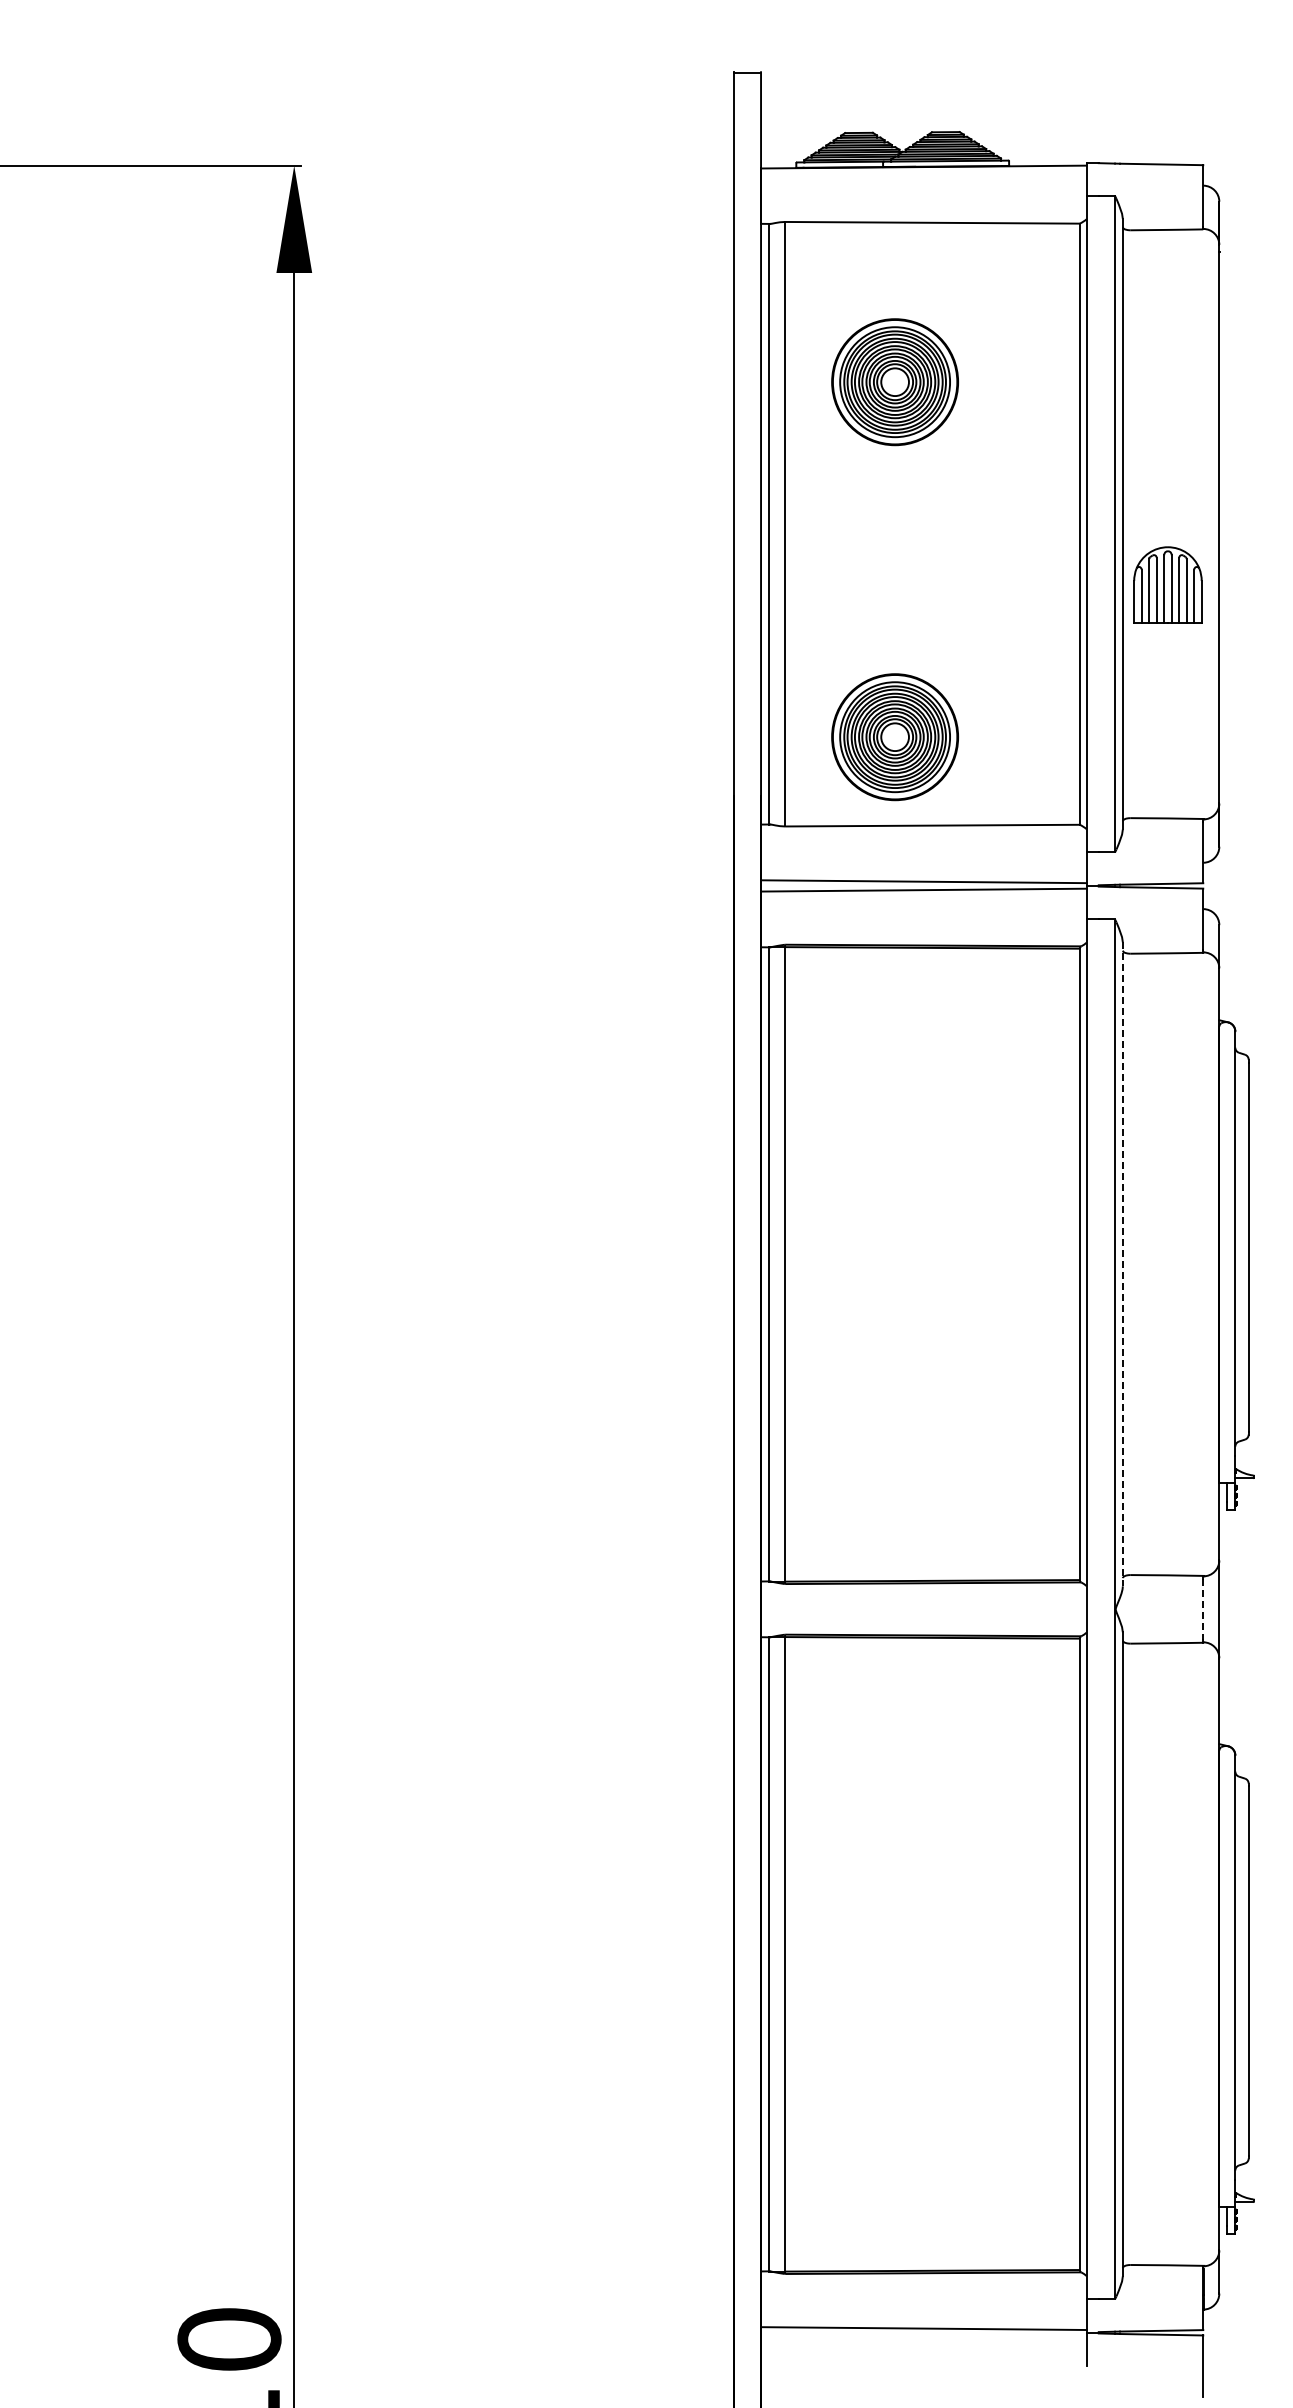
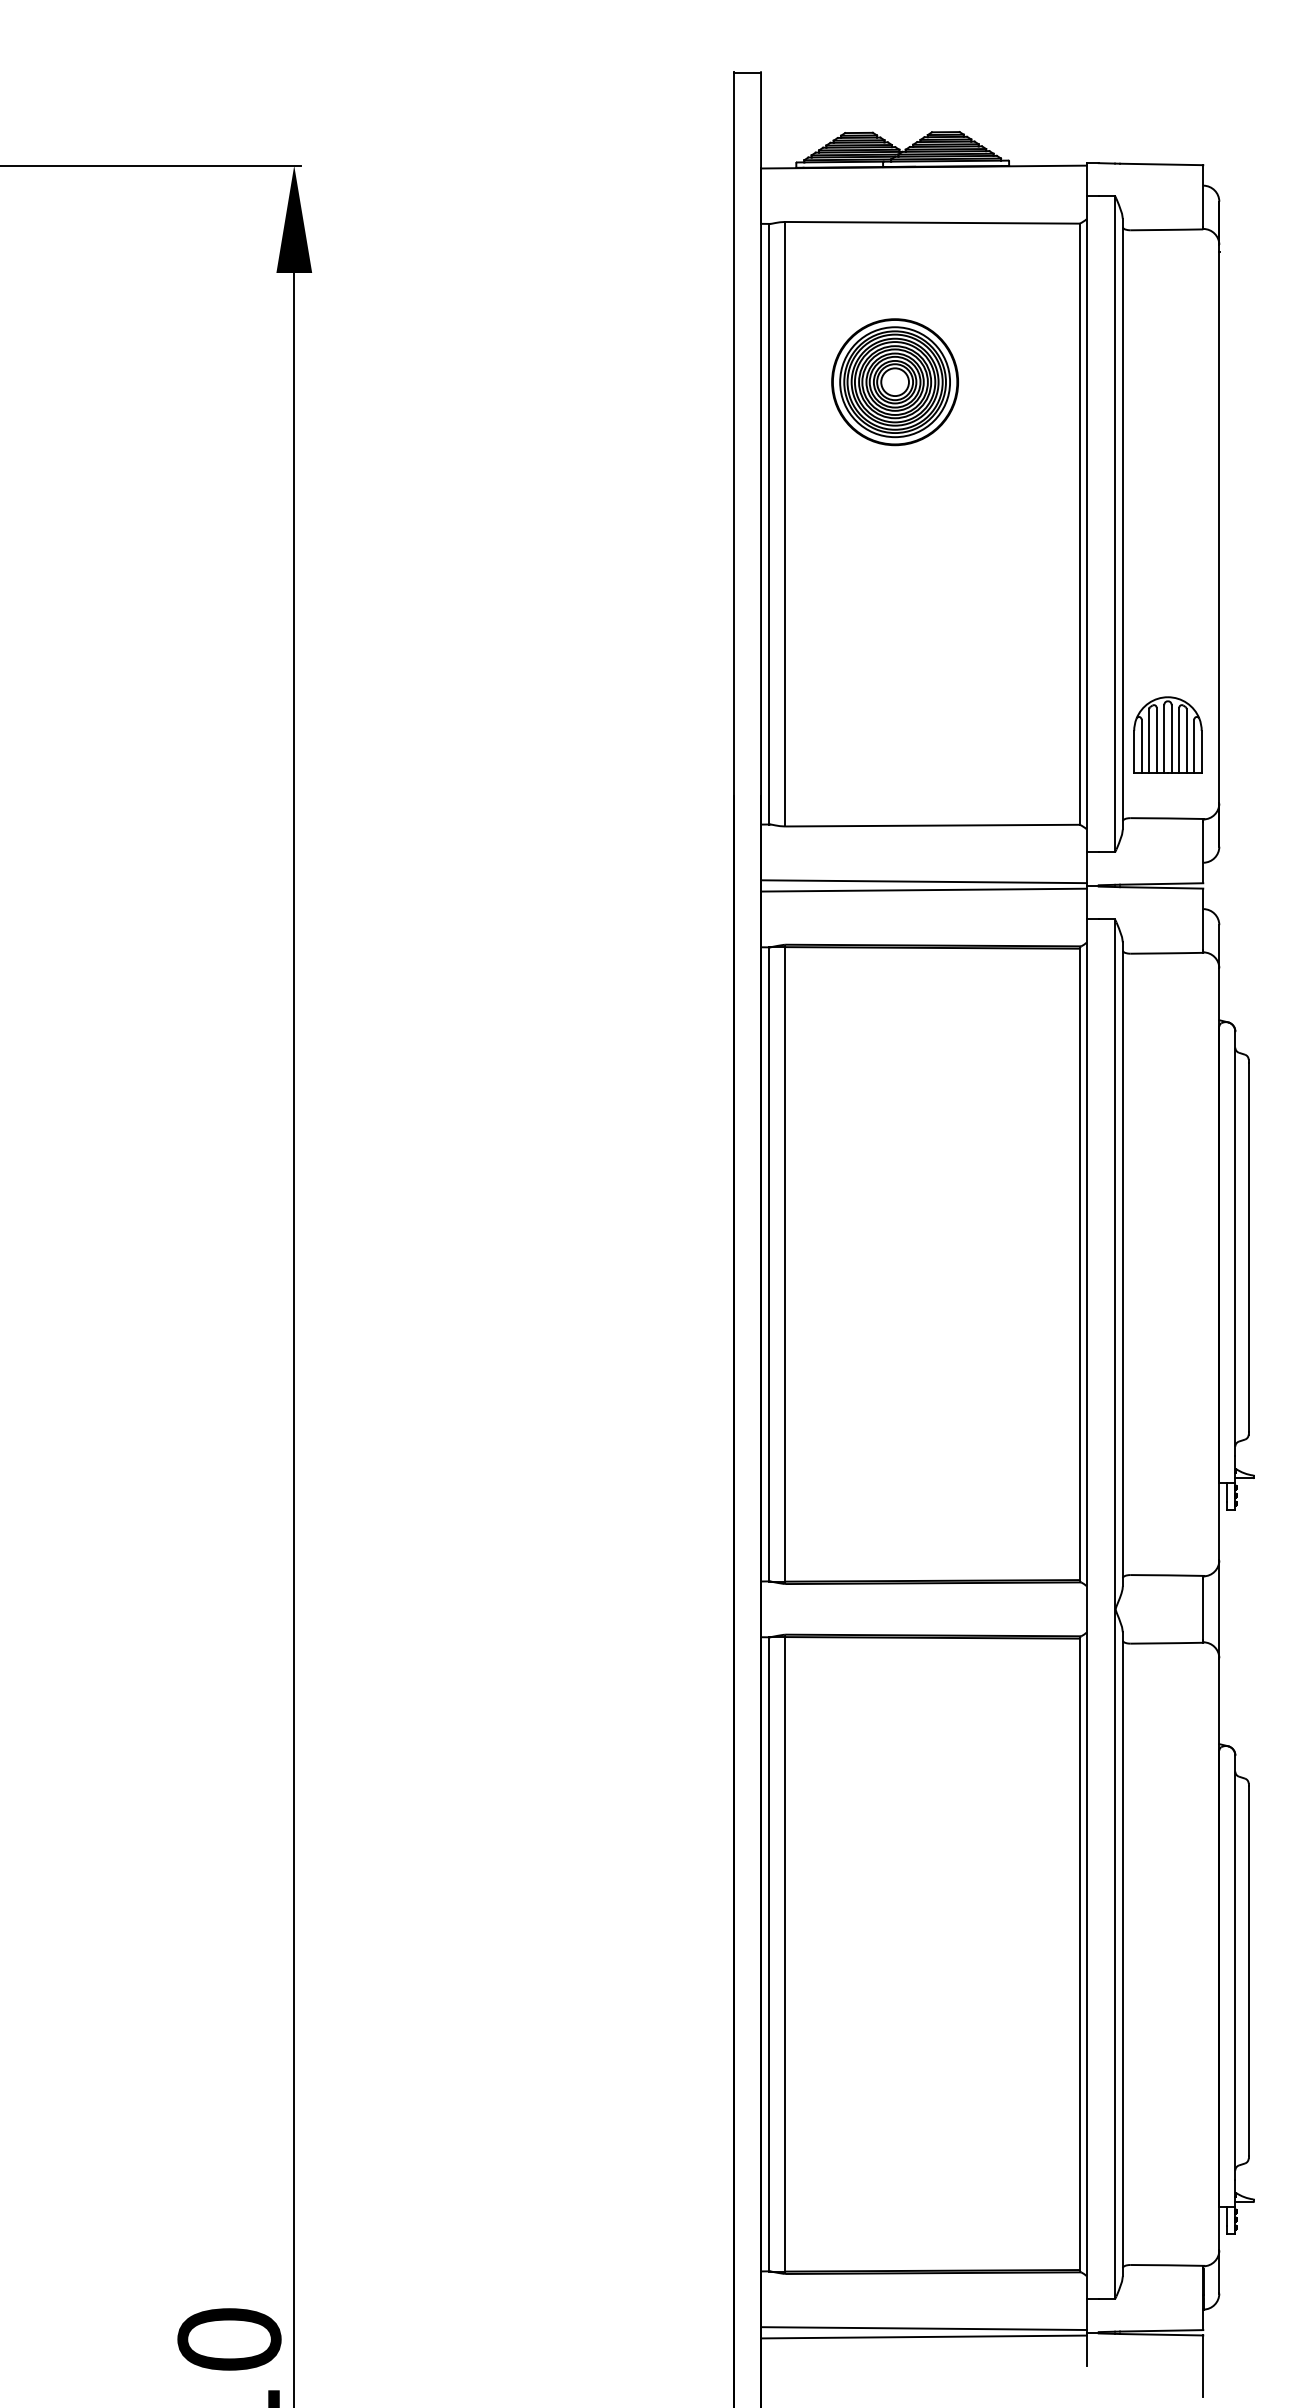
part position: (1167, 584) -> (1167, 734) (1167, 734)
part: present -> none (894, 737)
line: dashed -> solid (1122, 1264)
line: dashed -> solid (1203, 1609)
line: none -> present (923, 2336)
